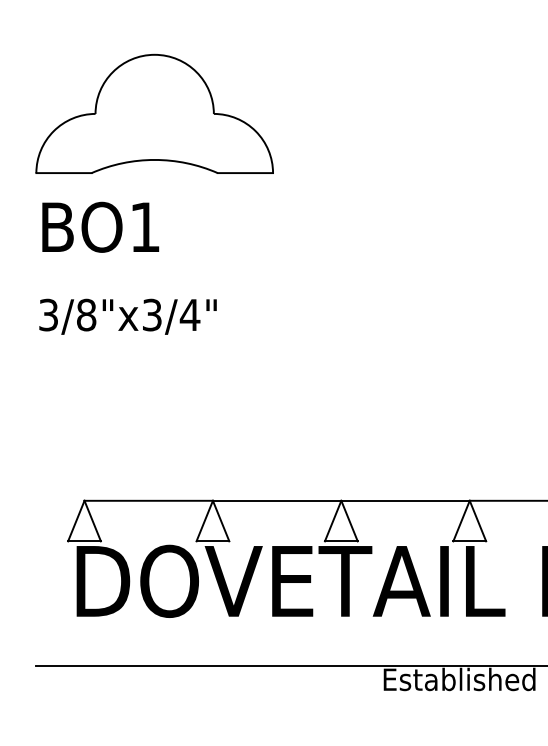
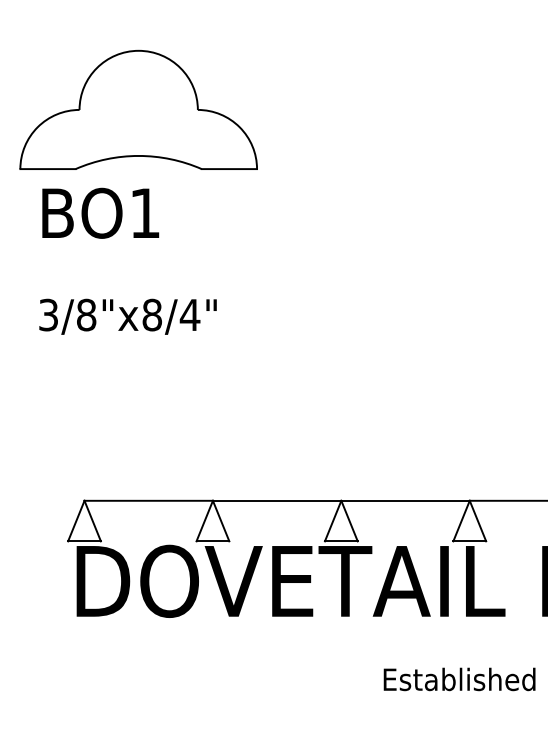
part position: (154, 113) -> (138, 109) (138, 109)
text position: (100, 226) -> (100, 212) (100, 212)
text: 3/8"x3/4" -> 3/8"x8/4" (151, 314)
line: present -> none (290, 665)
